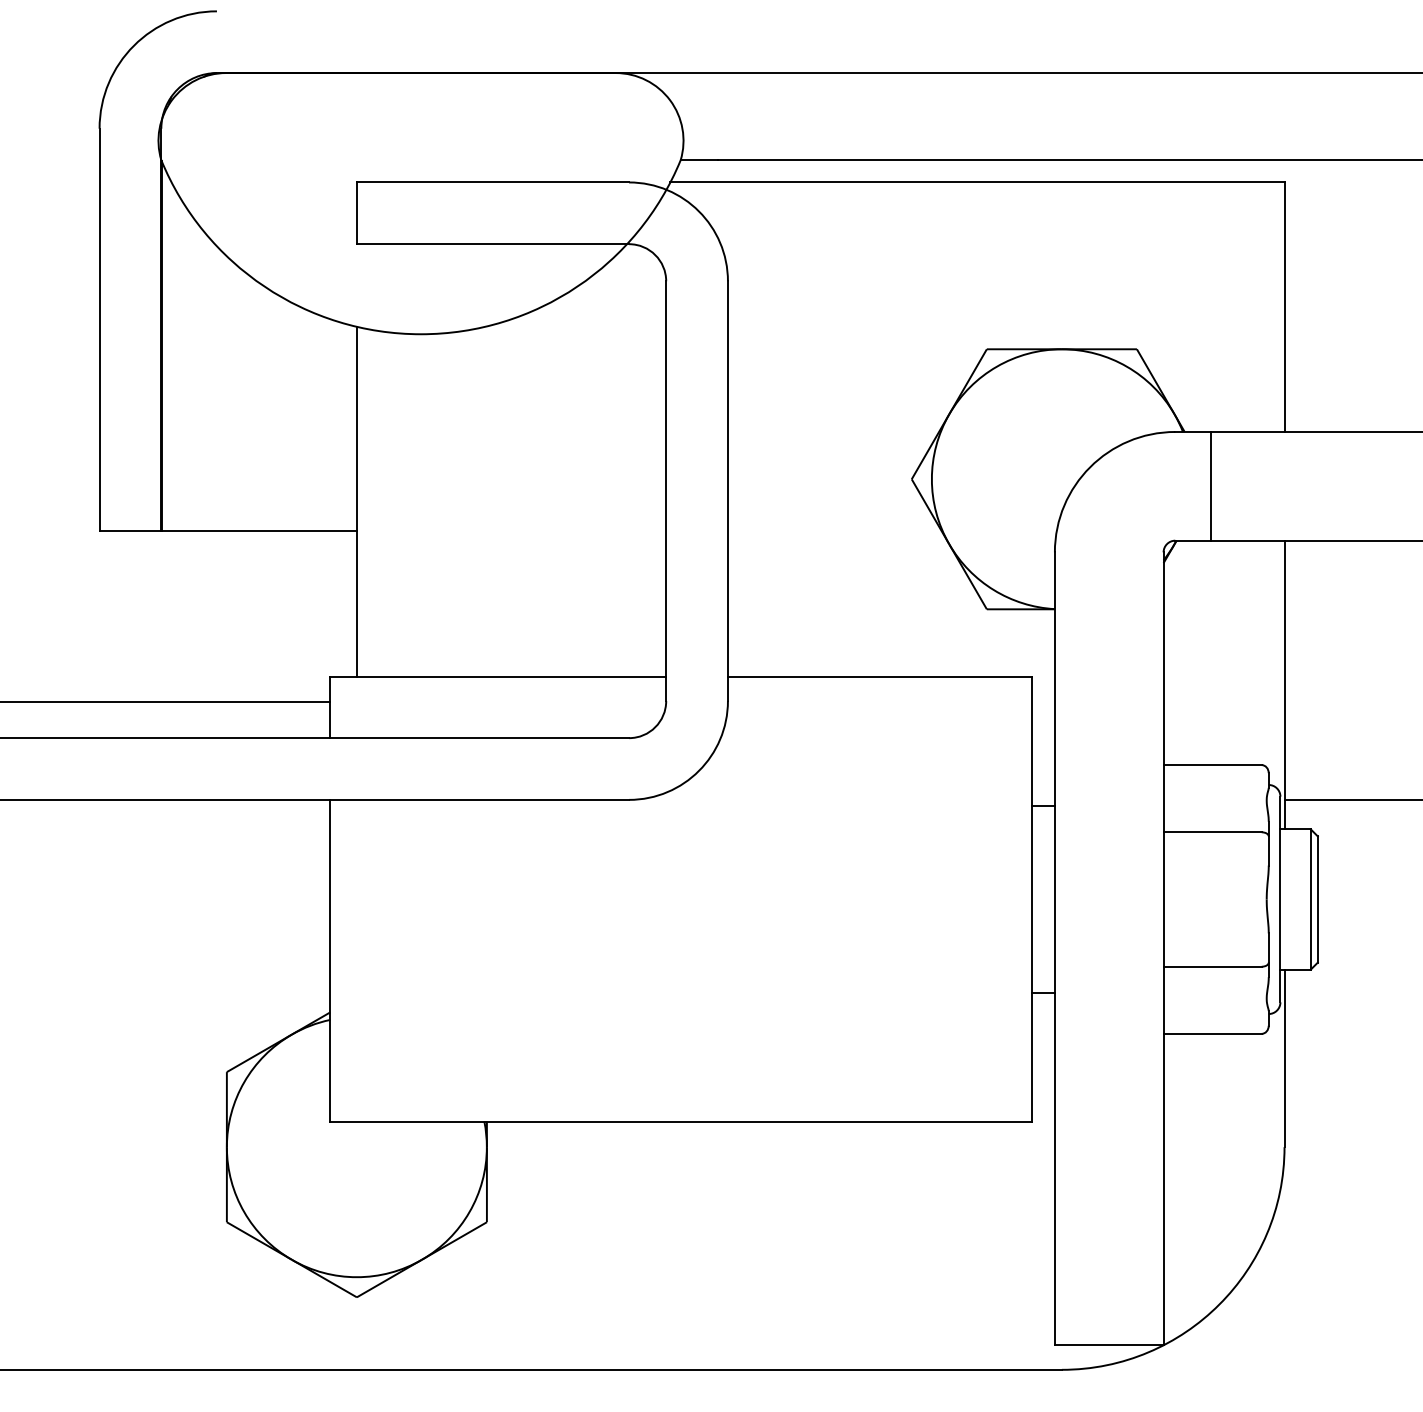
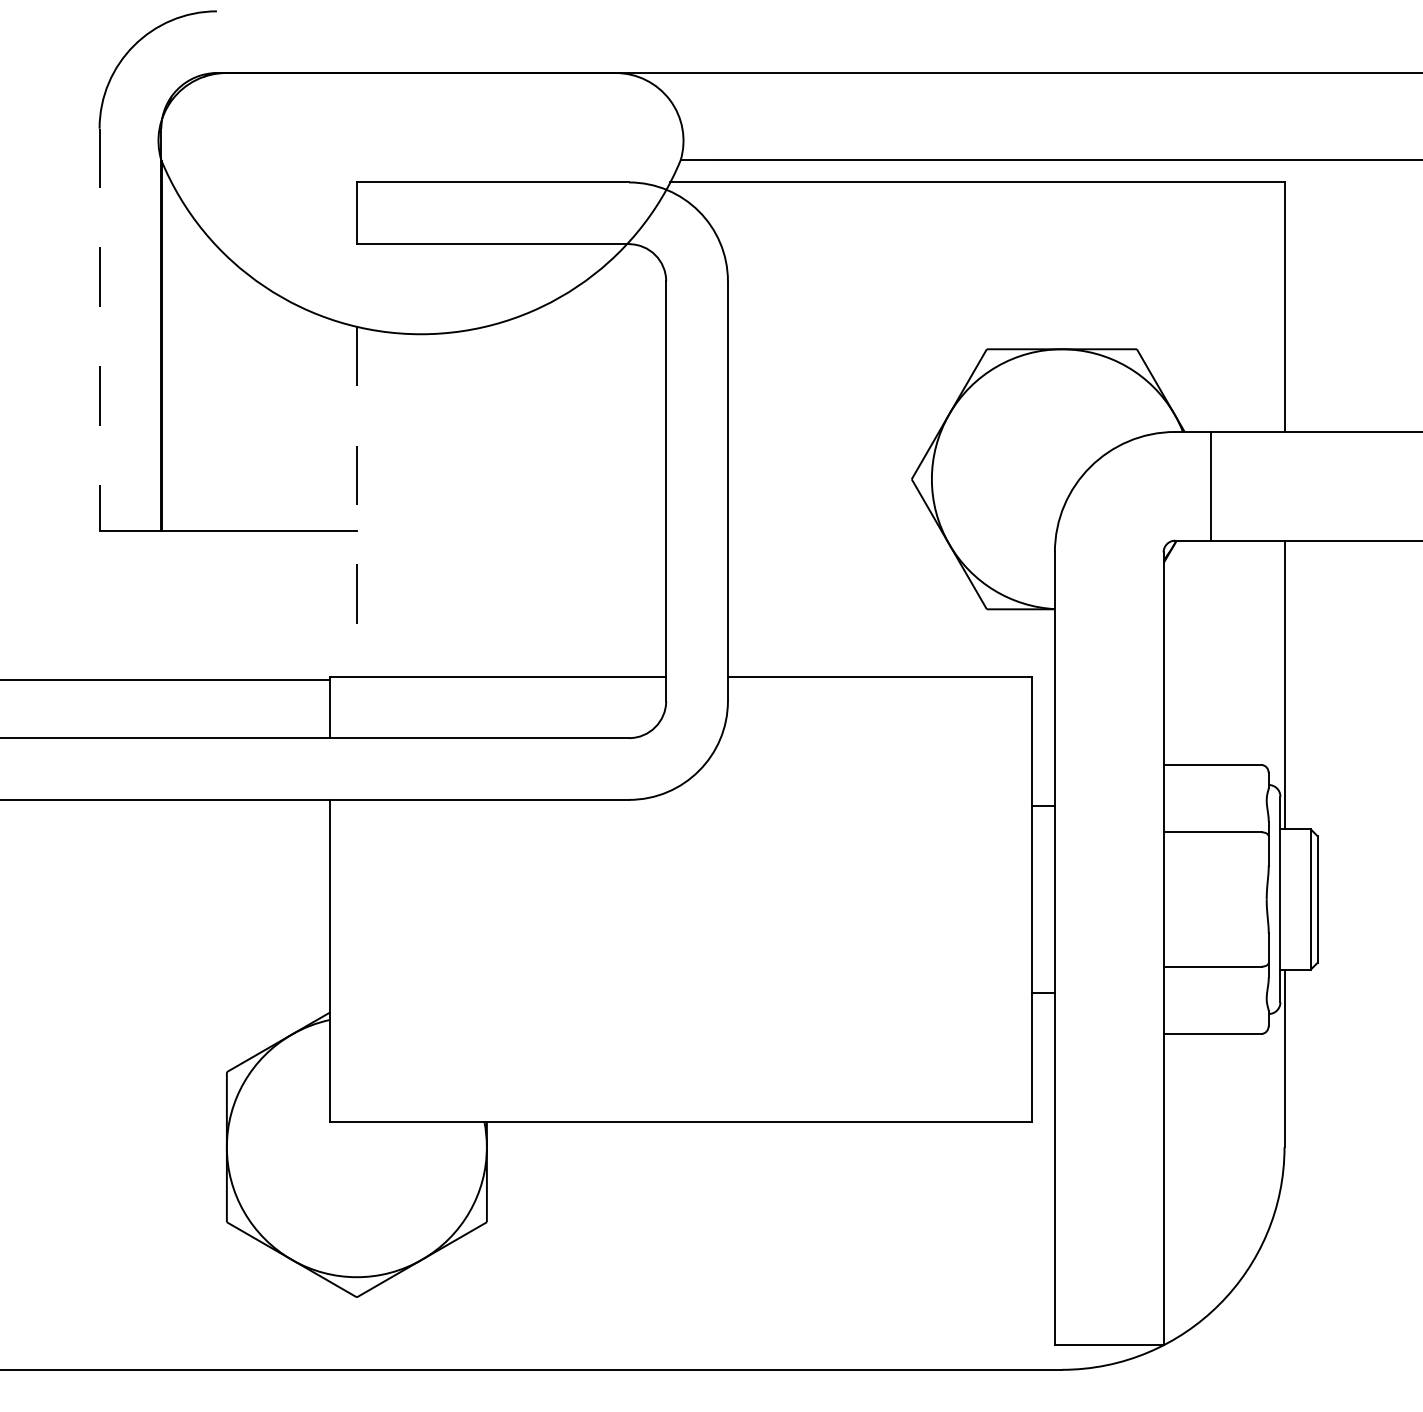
line: solid -> dashed (99, 330)
line: solid -> dashed (356, 502)
line position: (166, 701) -> (166, 679) (166, 679)
line: present -> none (1351, 799)
